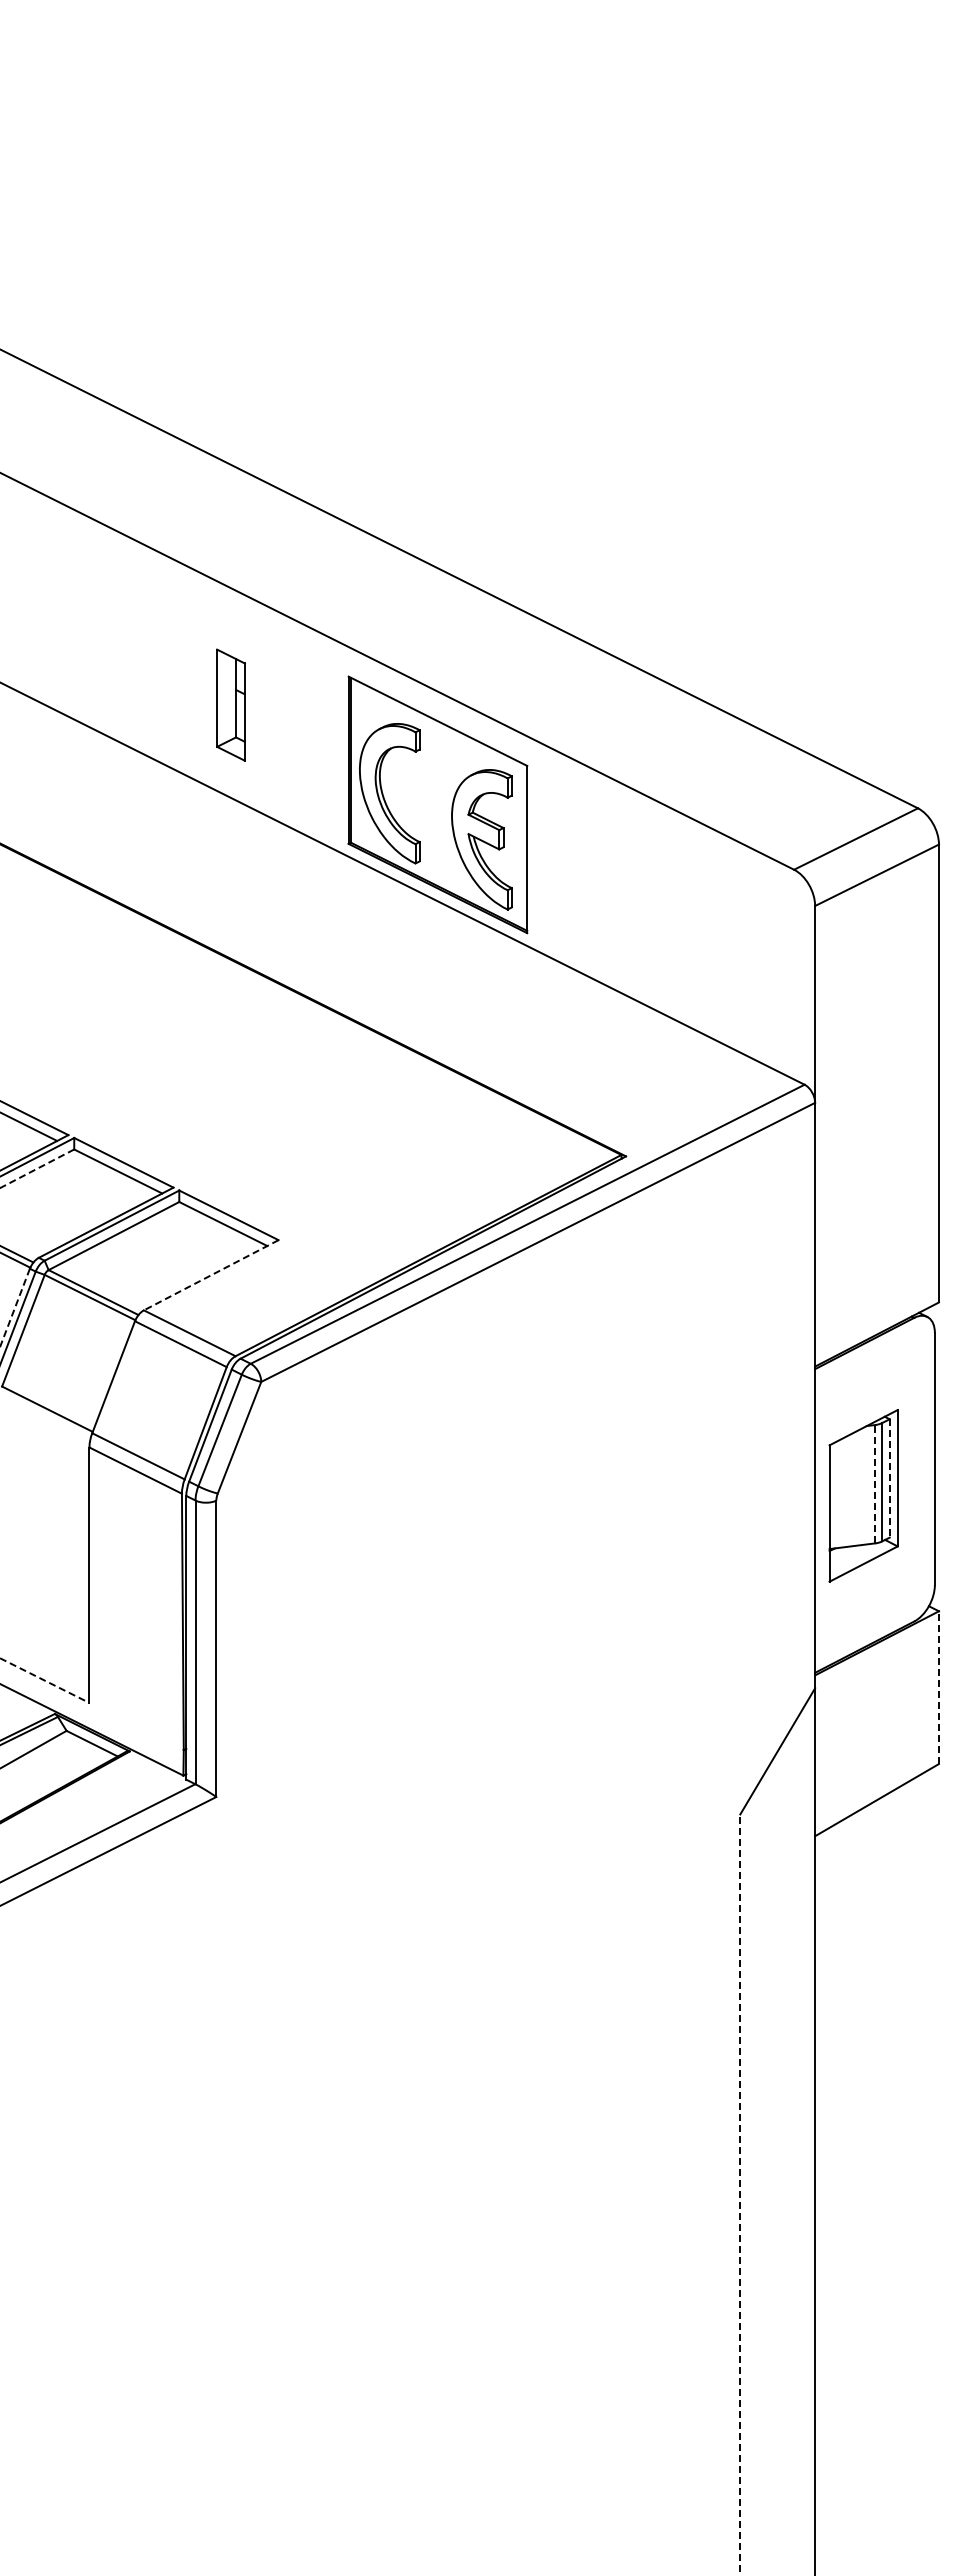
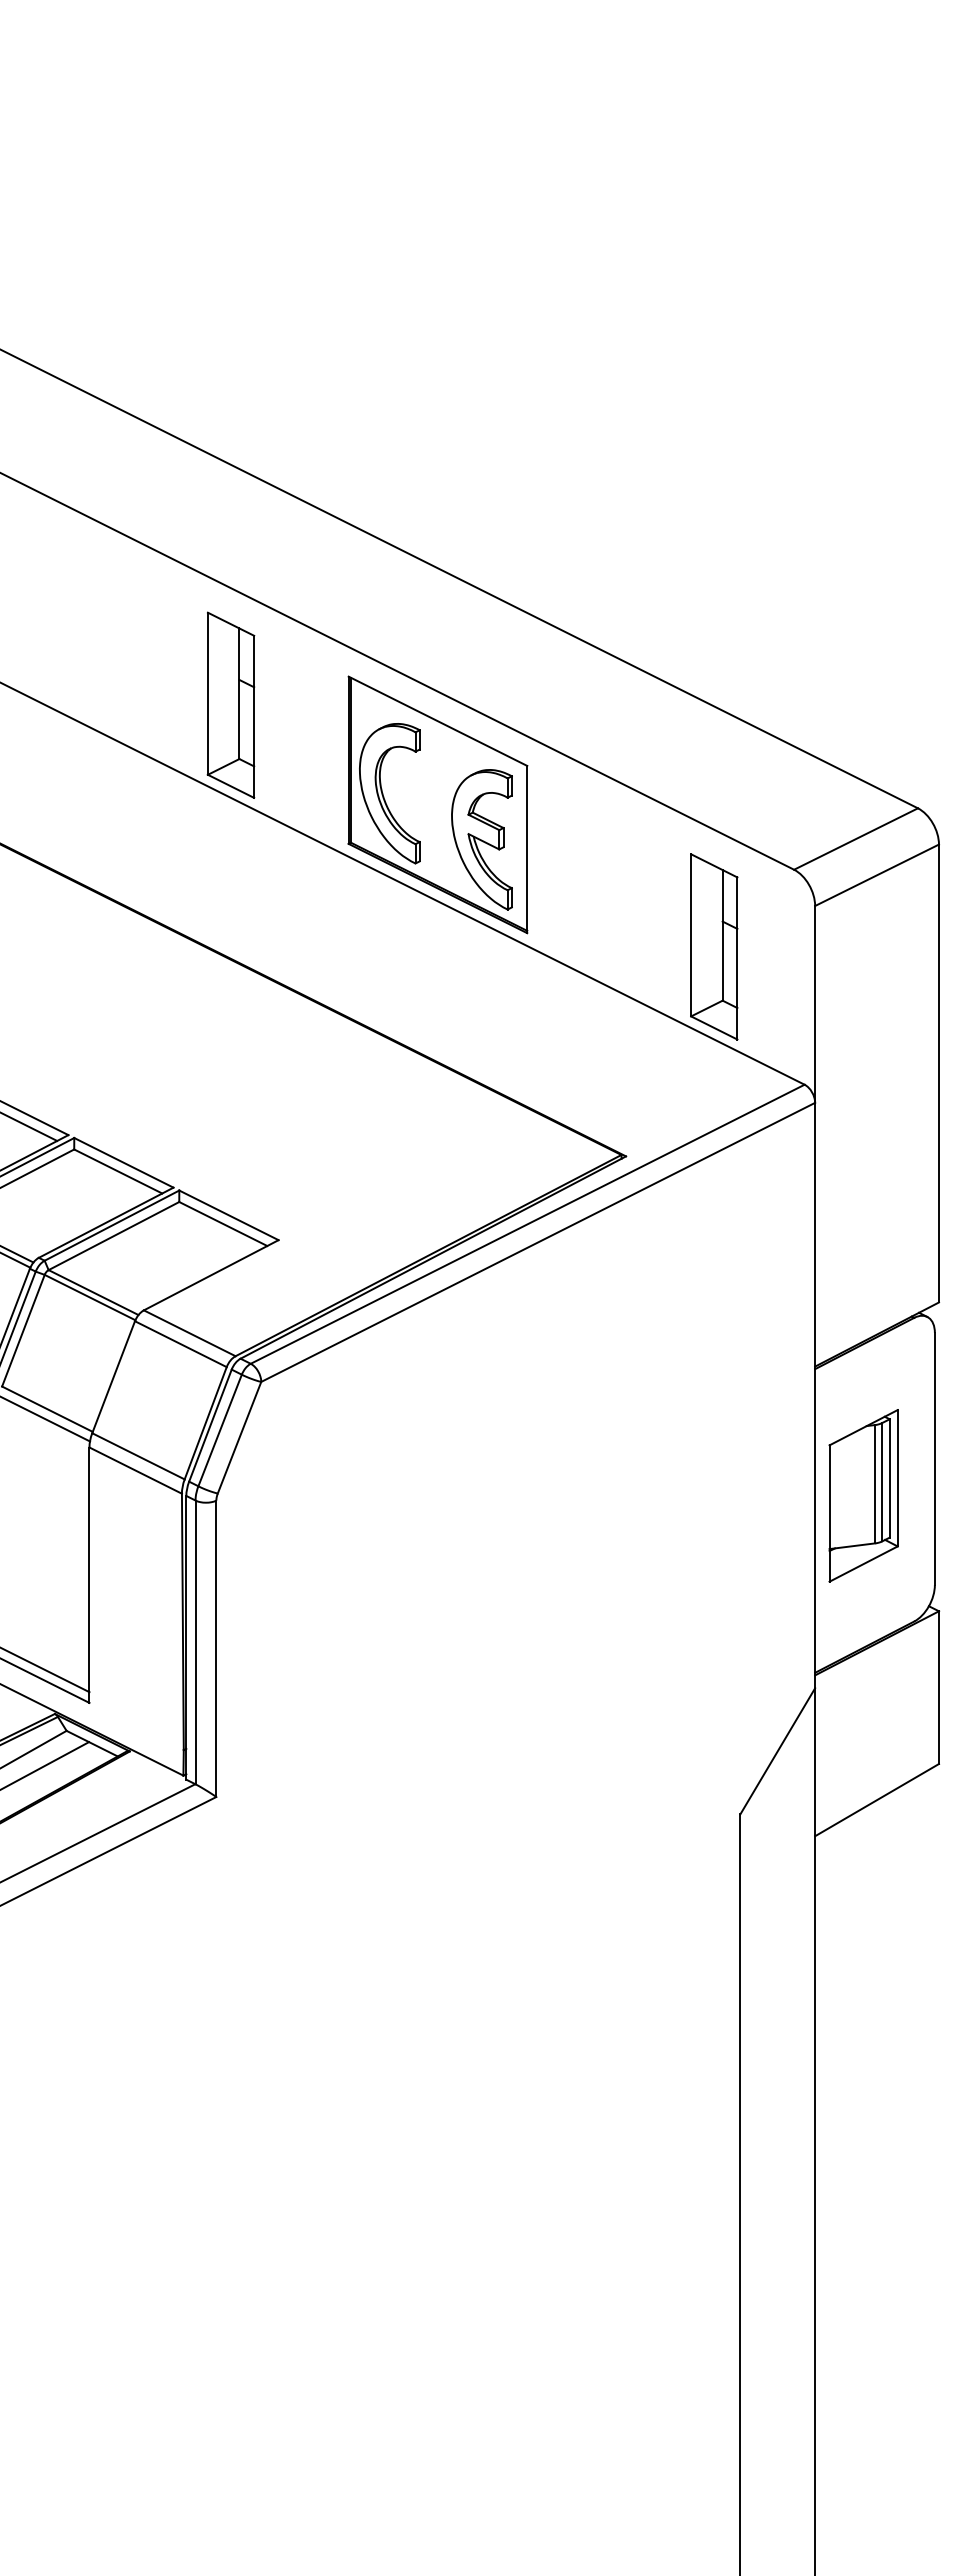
part size: 30x114 px -> 50x188 px (230, 704)
part: none -> present (714, 946)
line: dashed -> solid (37, 1168)
line: dashed -> solid (211, 1275)
line: dashed -> solid (15, 1307)
line: none -> present (46, 1419)
line: dashed -> solid (889, 1478)
line: dashed -> solid (875, 1483)
line: none -> present (45, 1670)
line: dashed -> solid (44, 1680)
line: dashed -> solid (938, 1687)
line: none -> present (45, 1765)
line: dashed -> solid (740, 2195)
